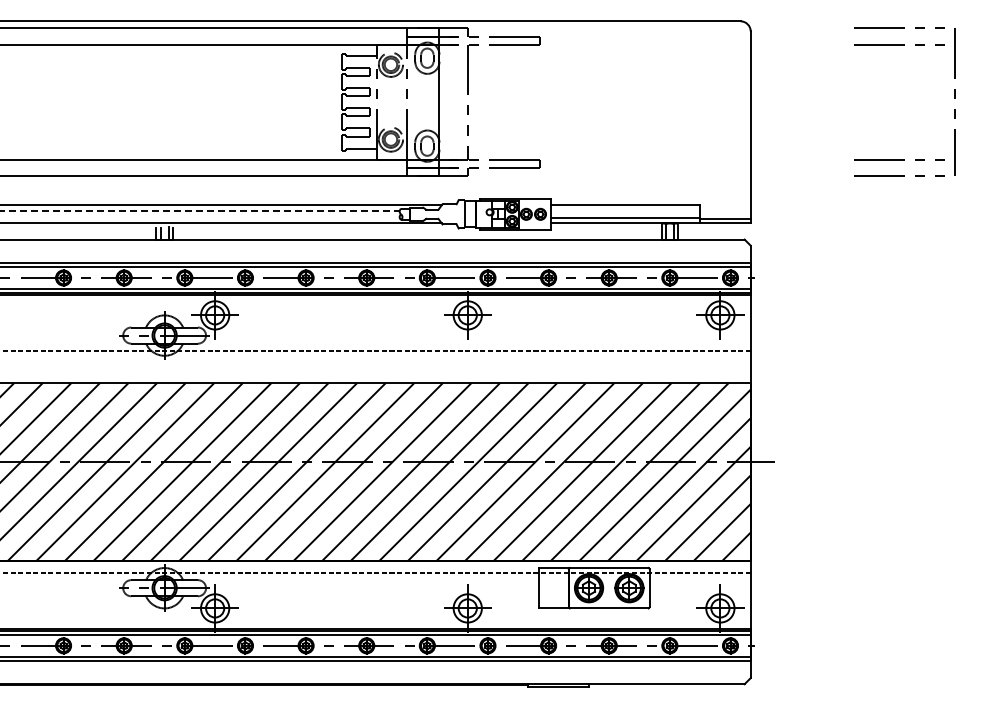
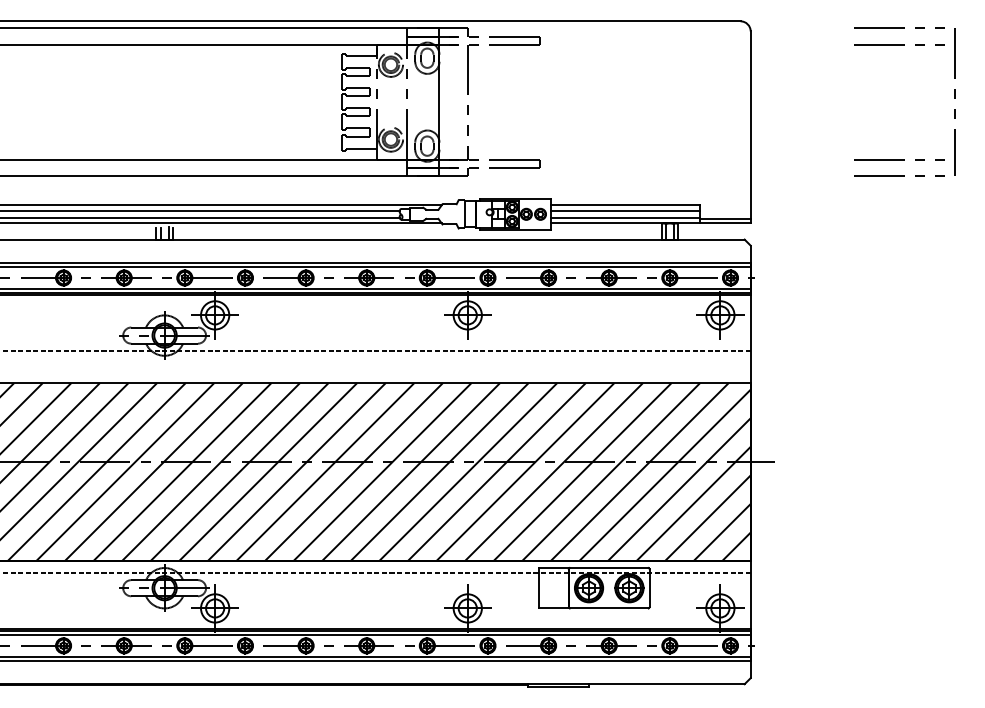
line: dashed -> solid (200, 210)
line: none -> present (625, 210)
line: none -> present (200, 217)
